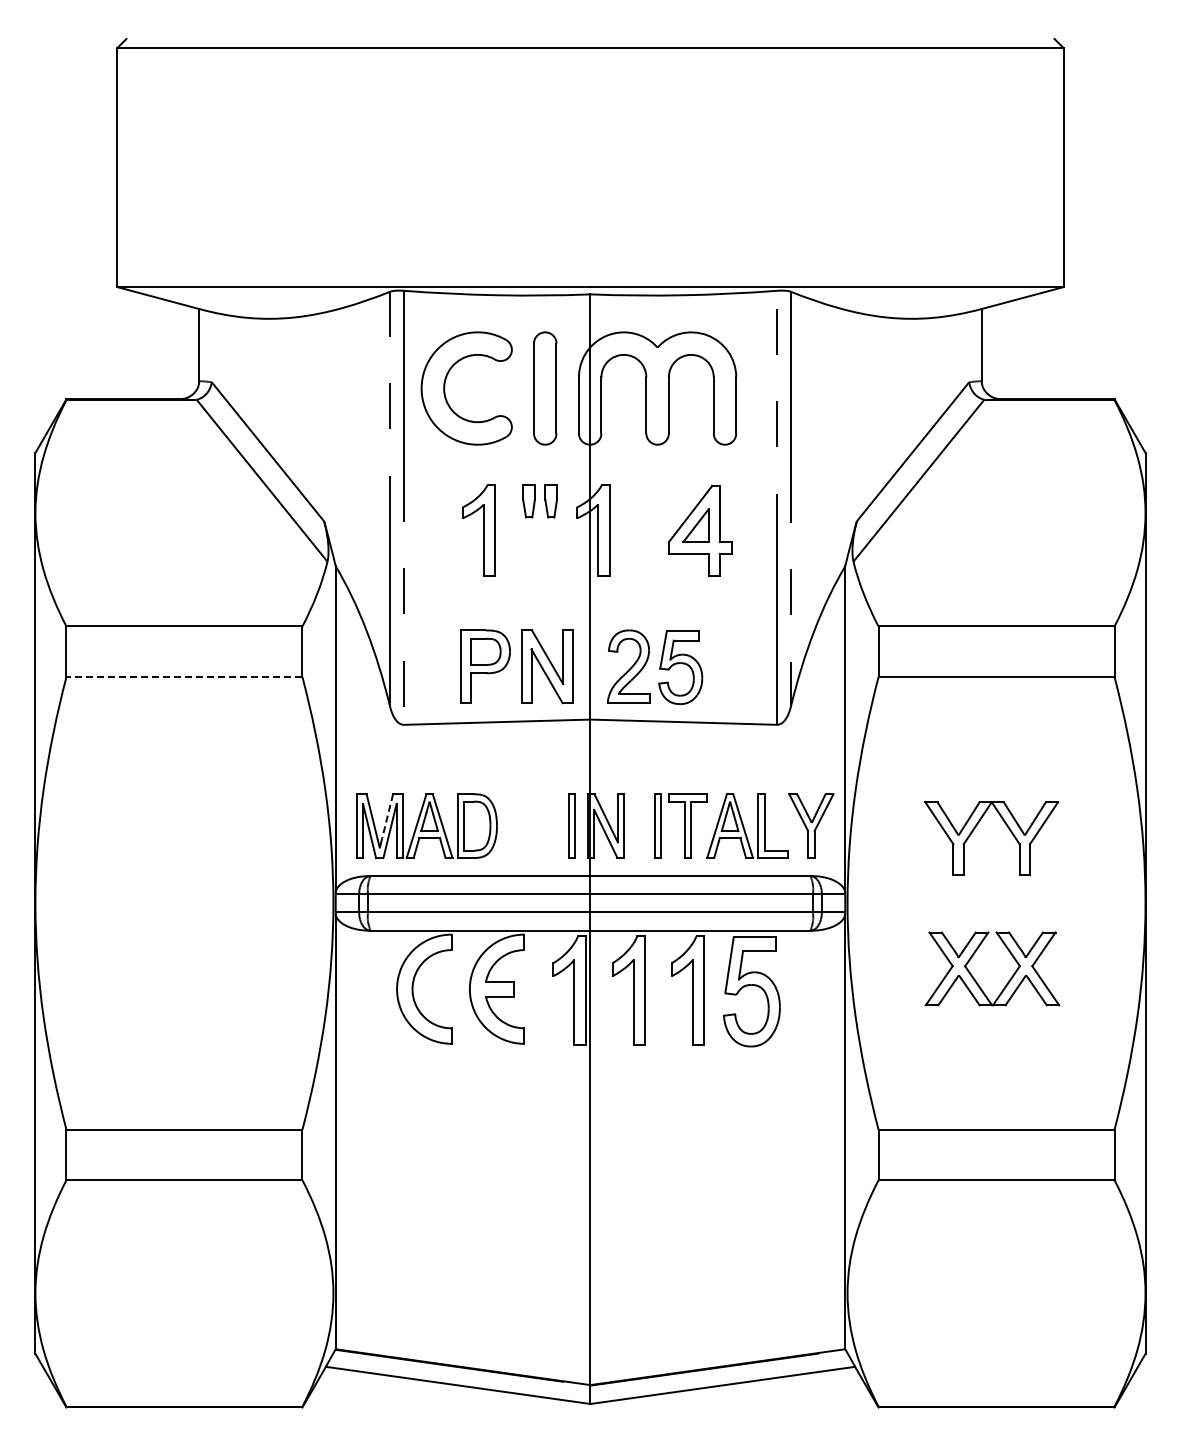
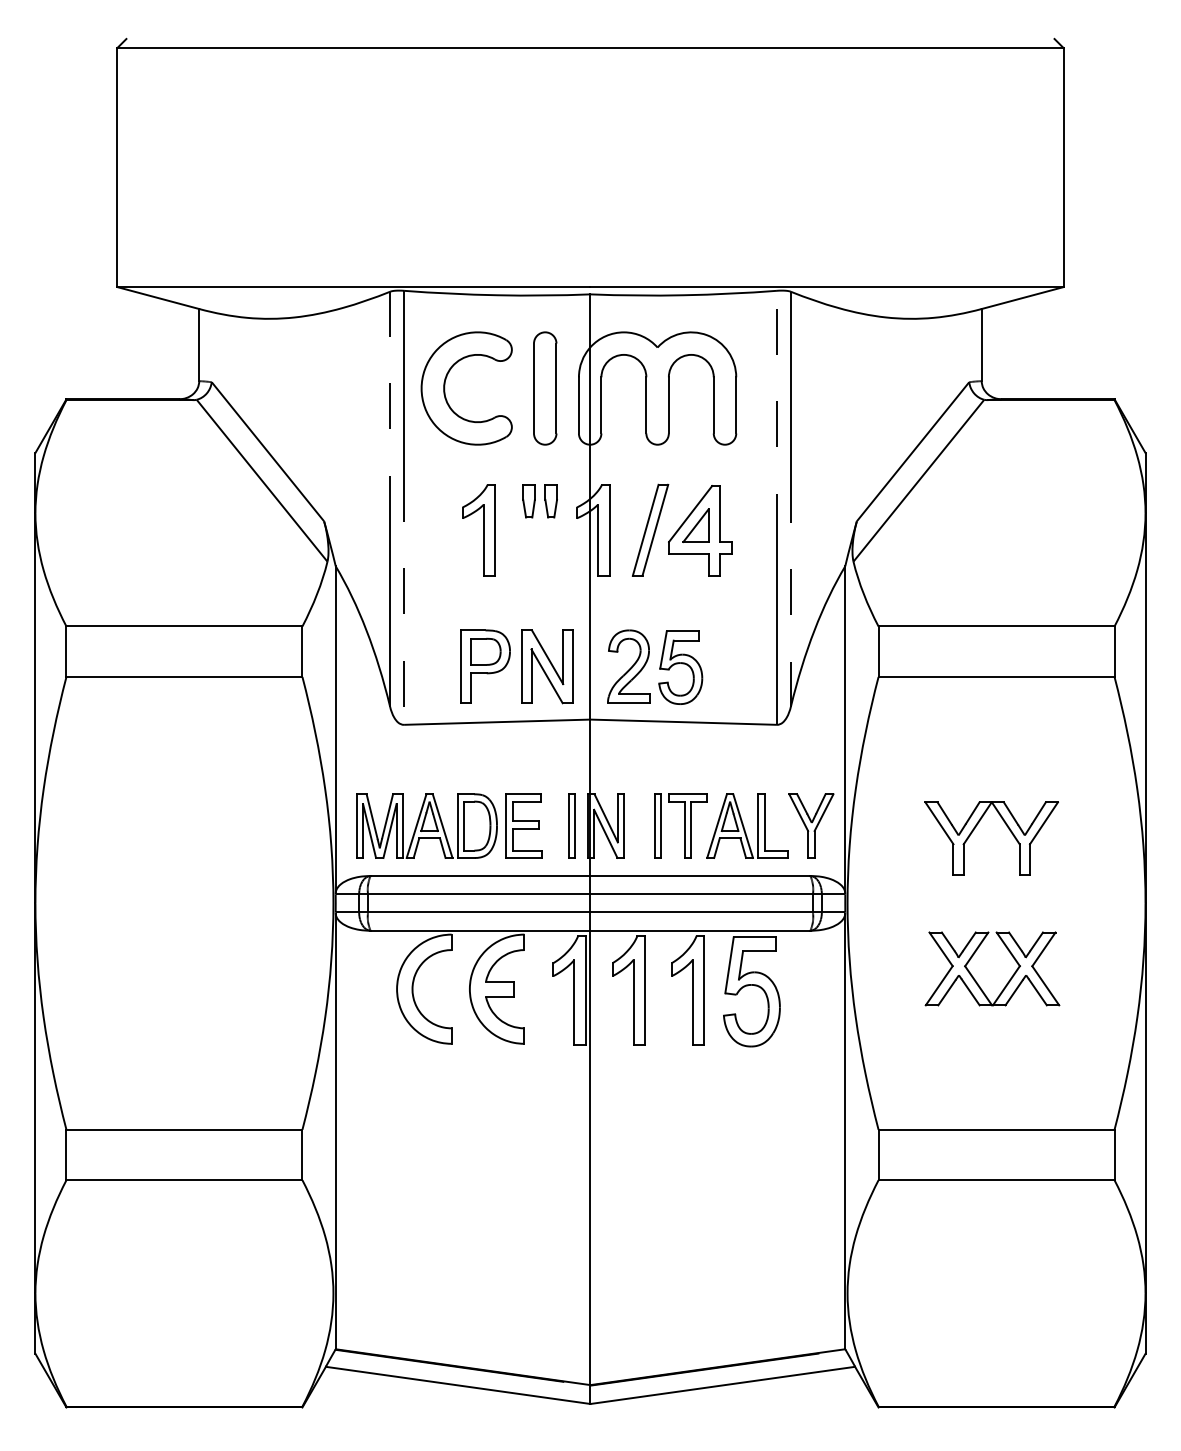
part: none -> present (650, 529)
line: dashed -> solid (184, 677)
line: dashed -> solid (387, 816)
part: none -> present (523, 825)
